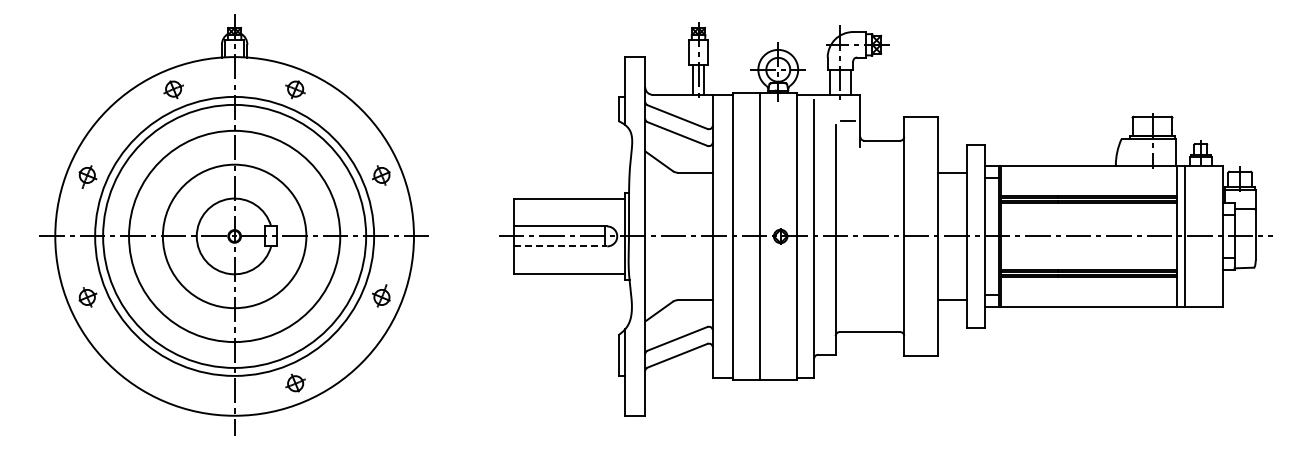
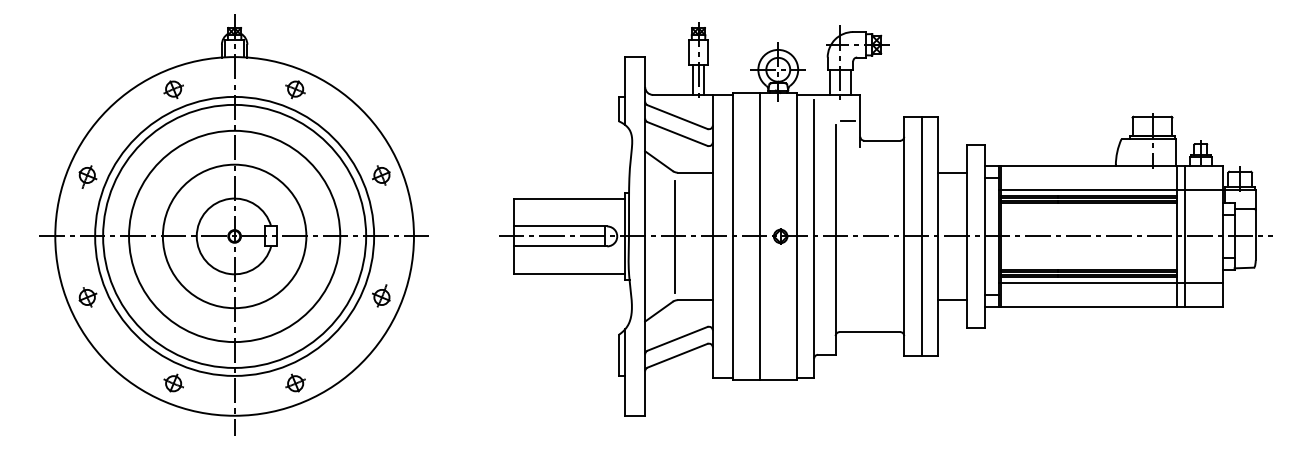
line: none -> present (1110, 190)
line: none -> present (675, 236)
line: none -> present (921, 236)
line: dashed -> solid (560, 246)
line: none -> present (1110, 282)
part: none -> present (173, 382)
